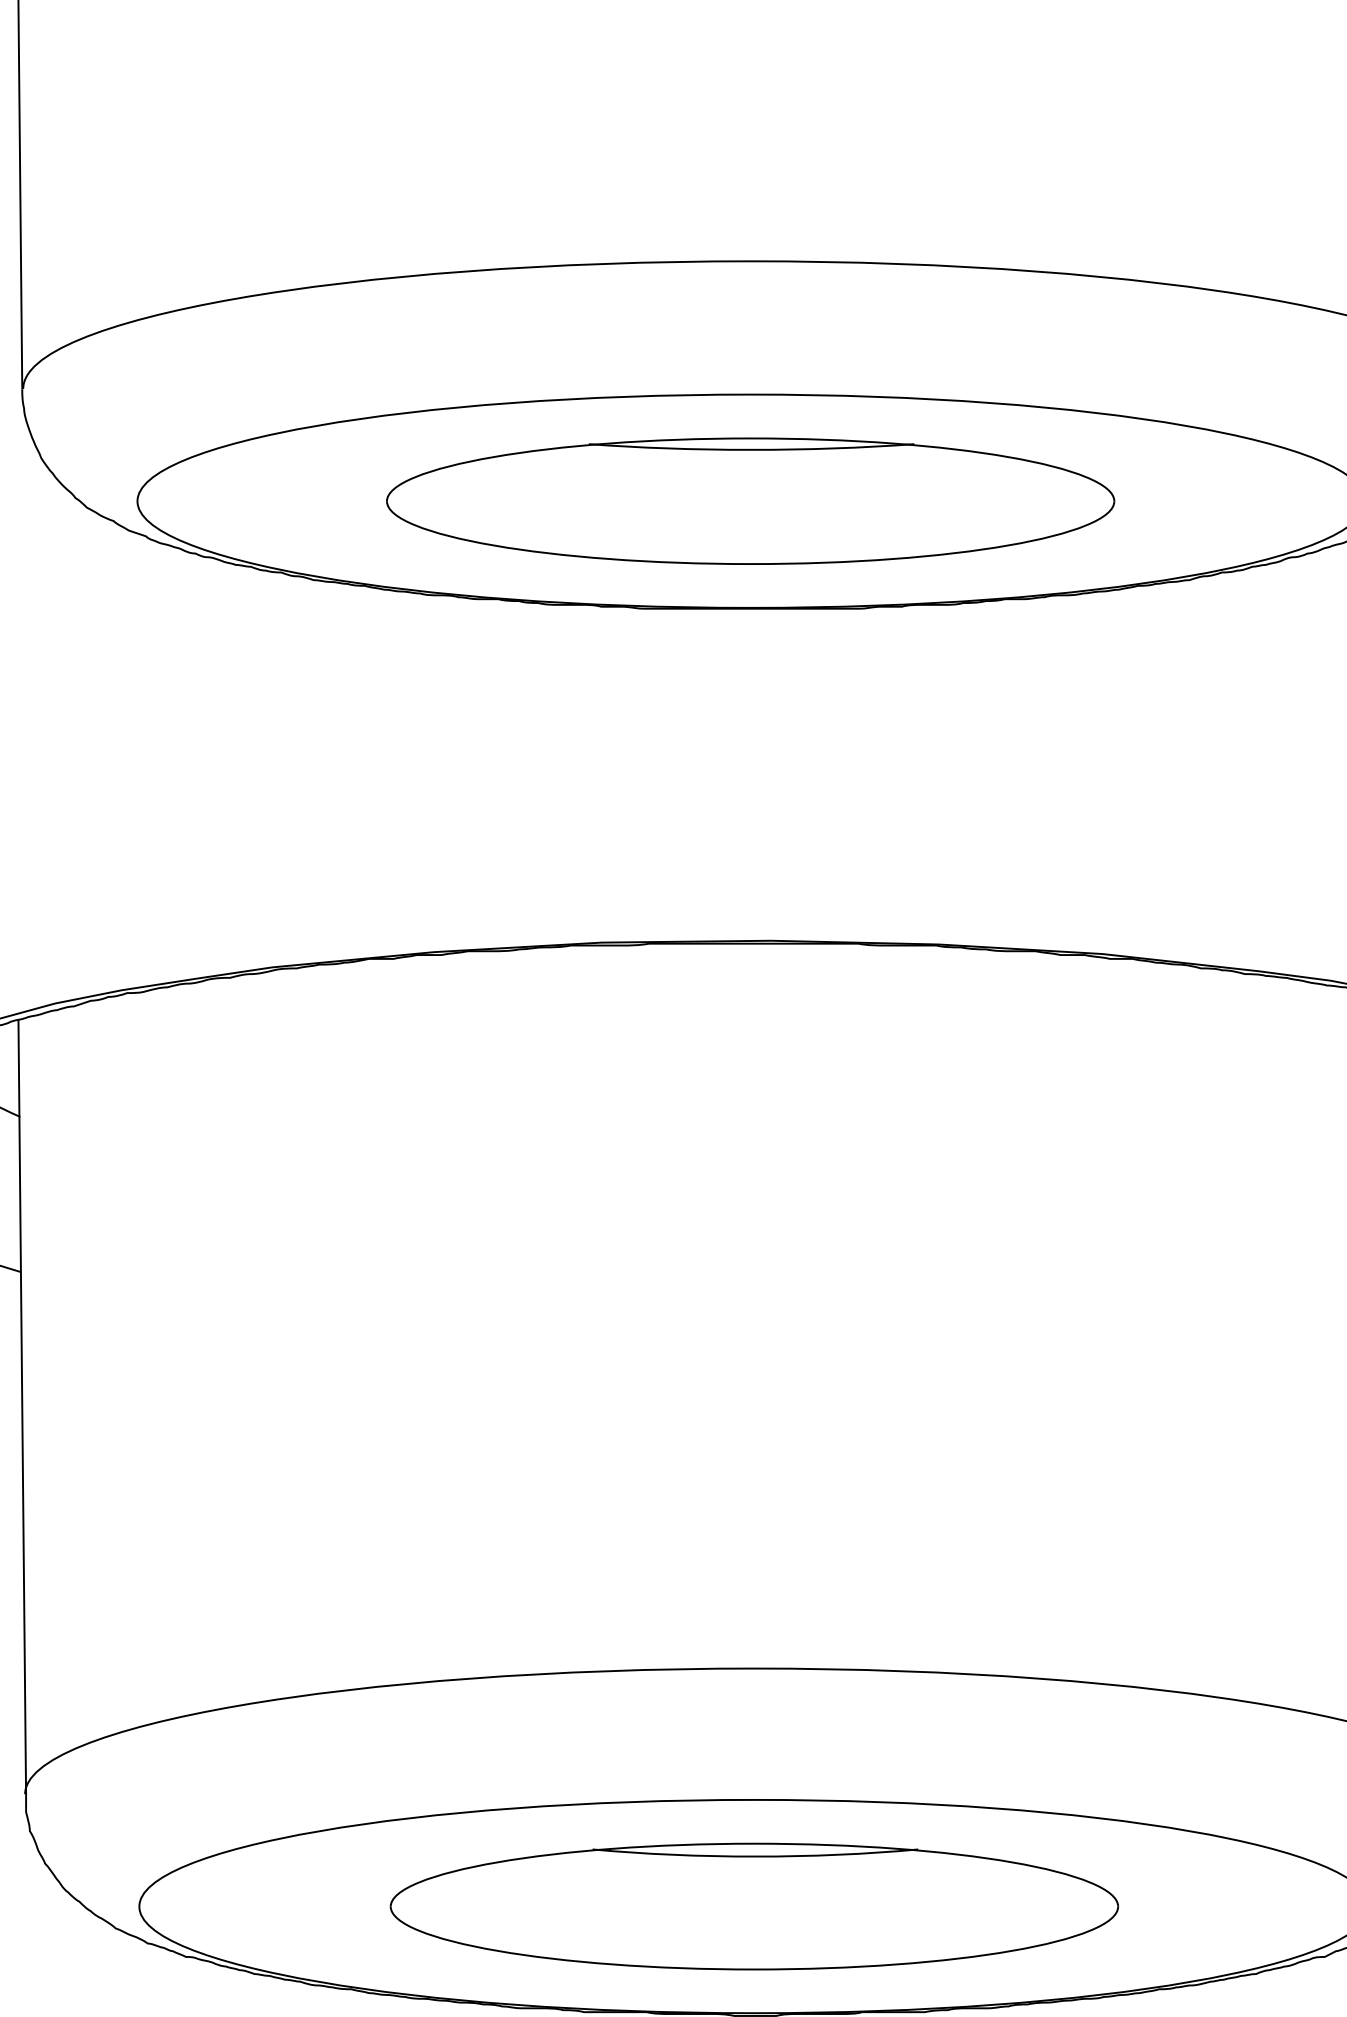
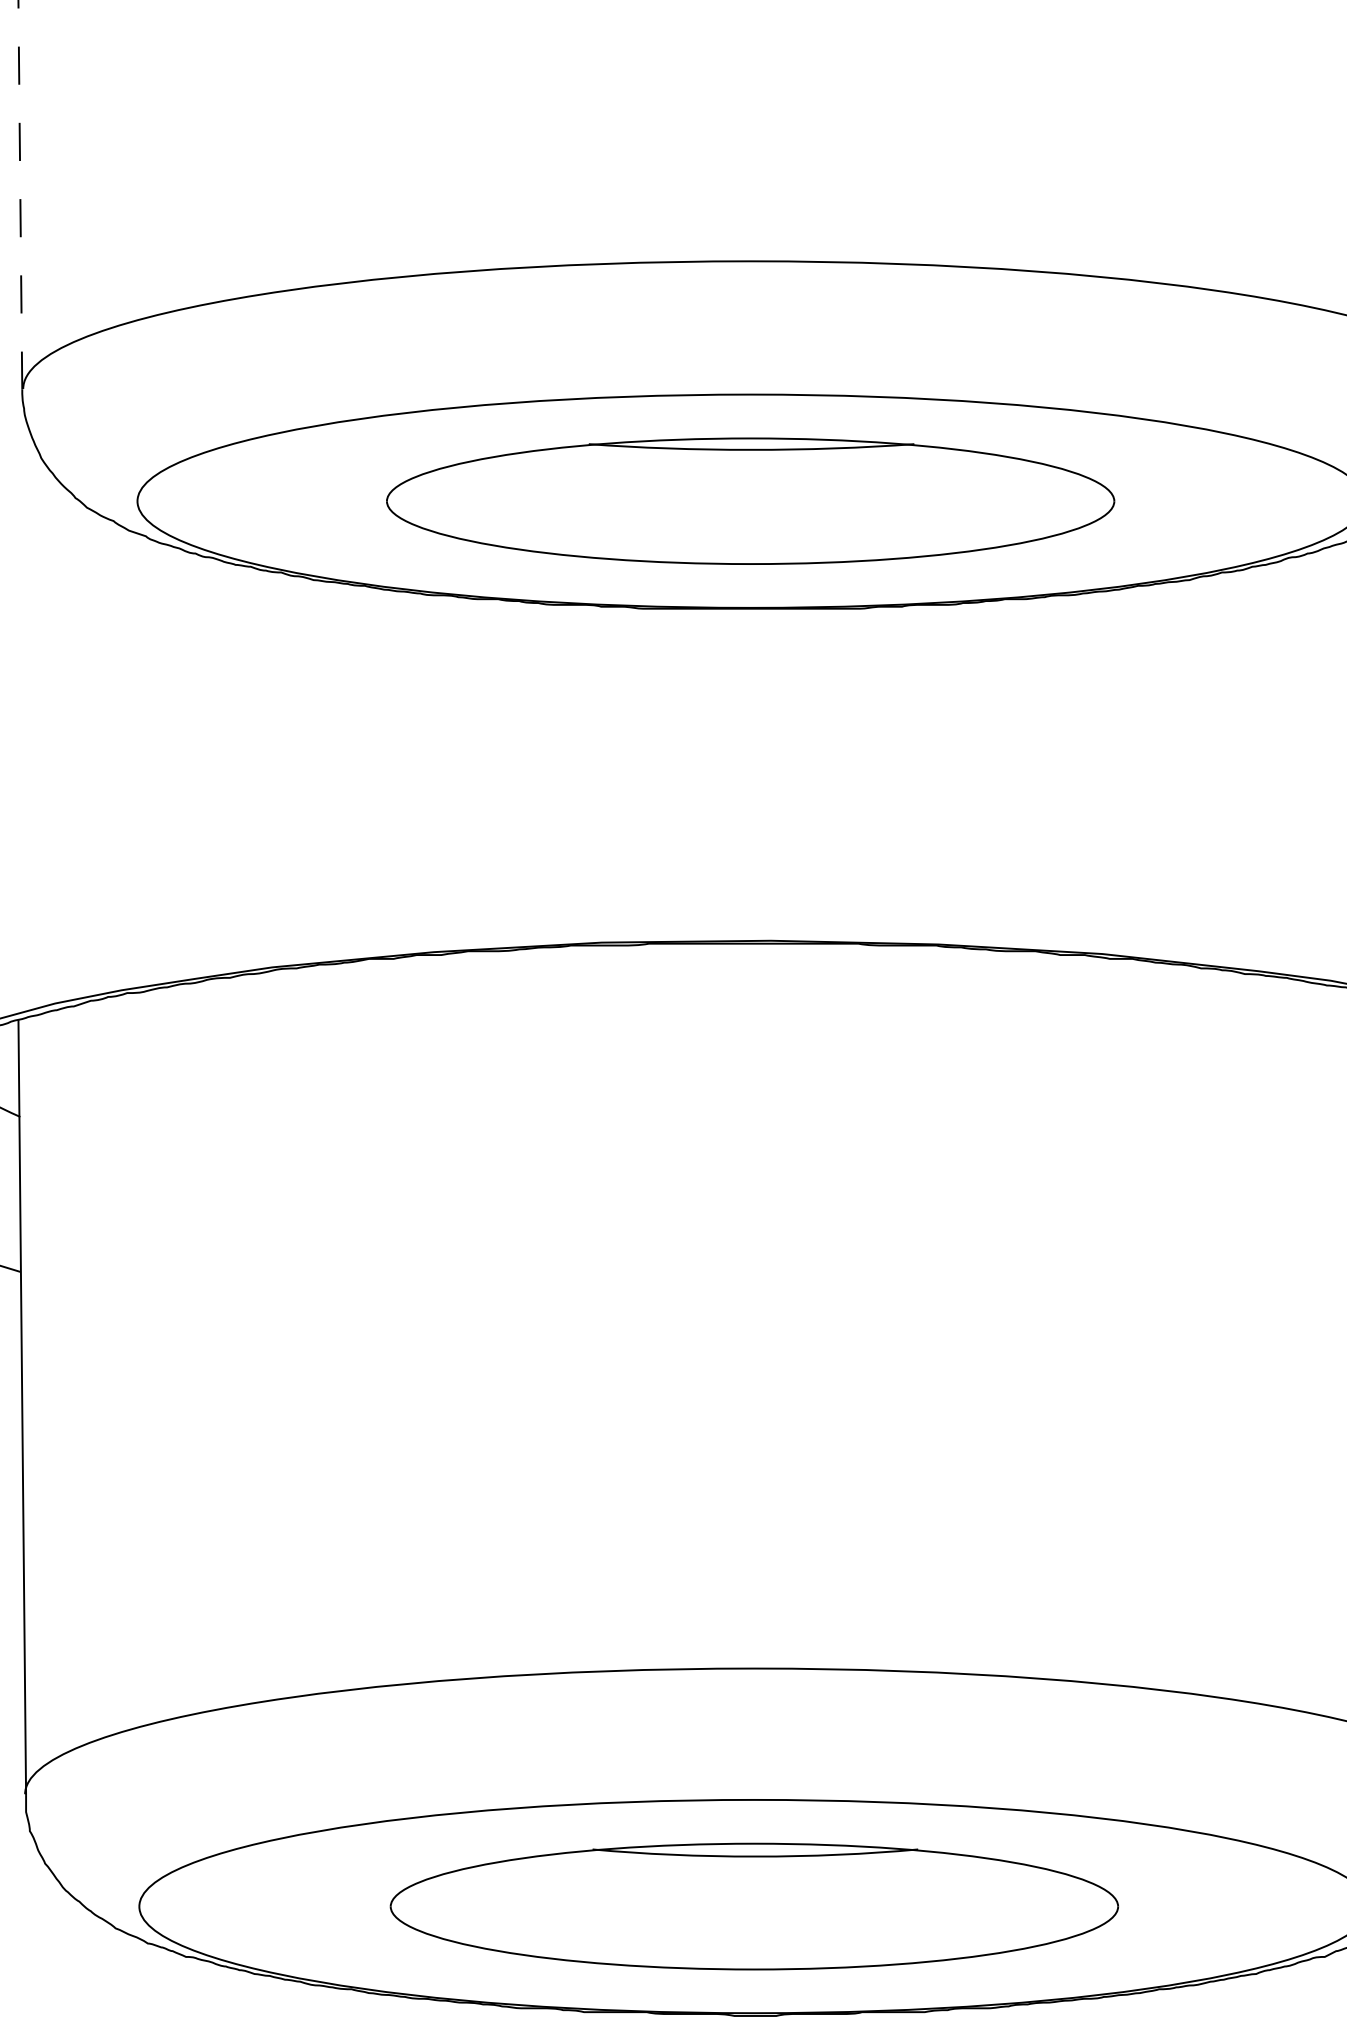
line: solid -> dashed (20, 194)
